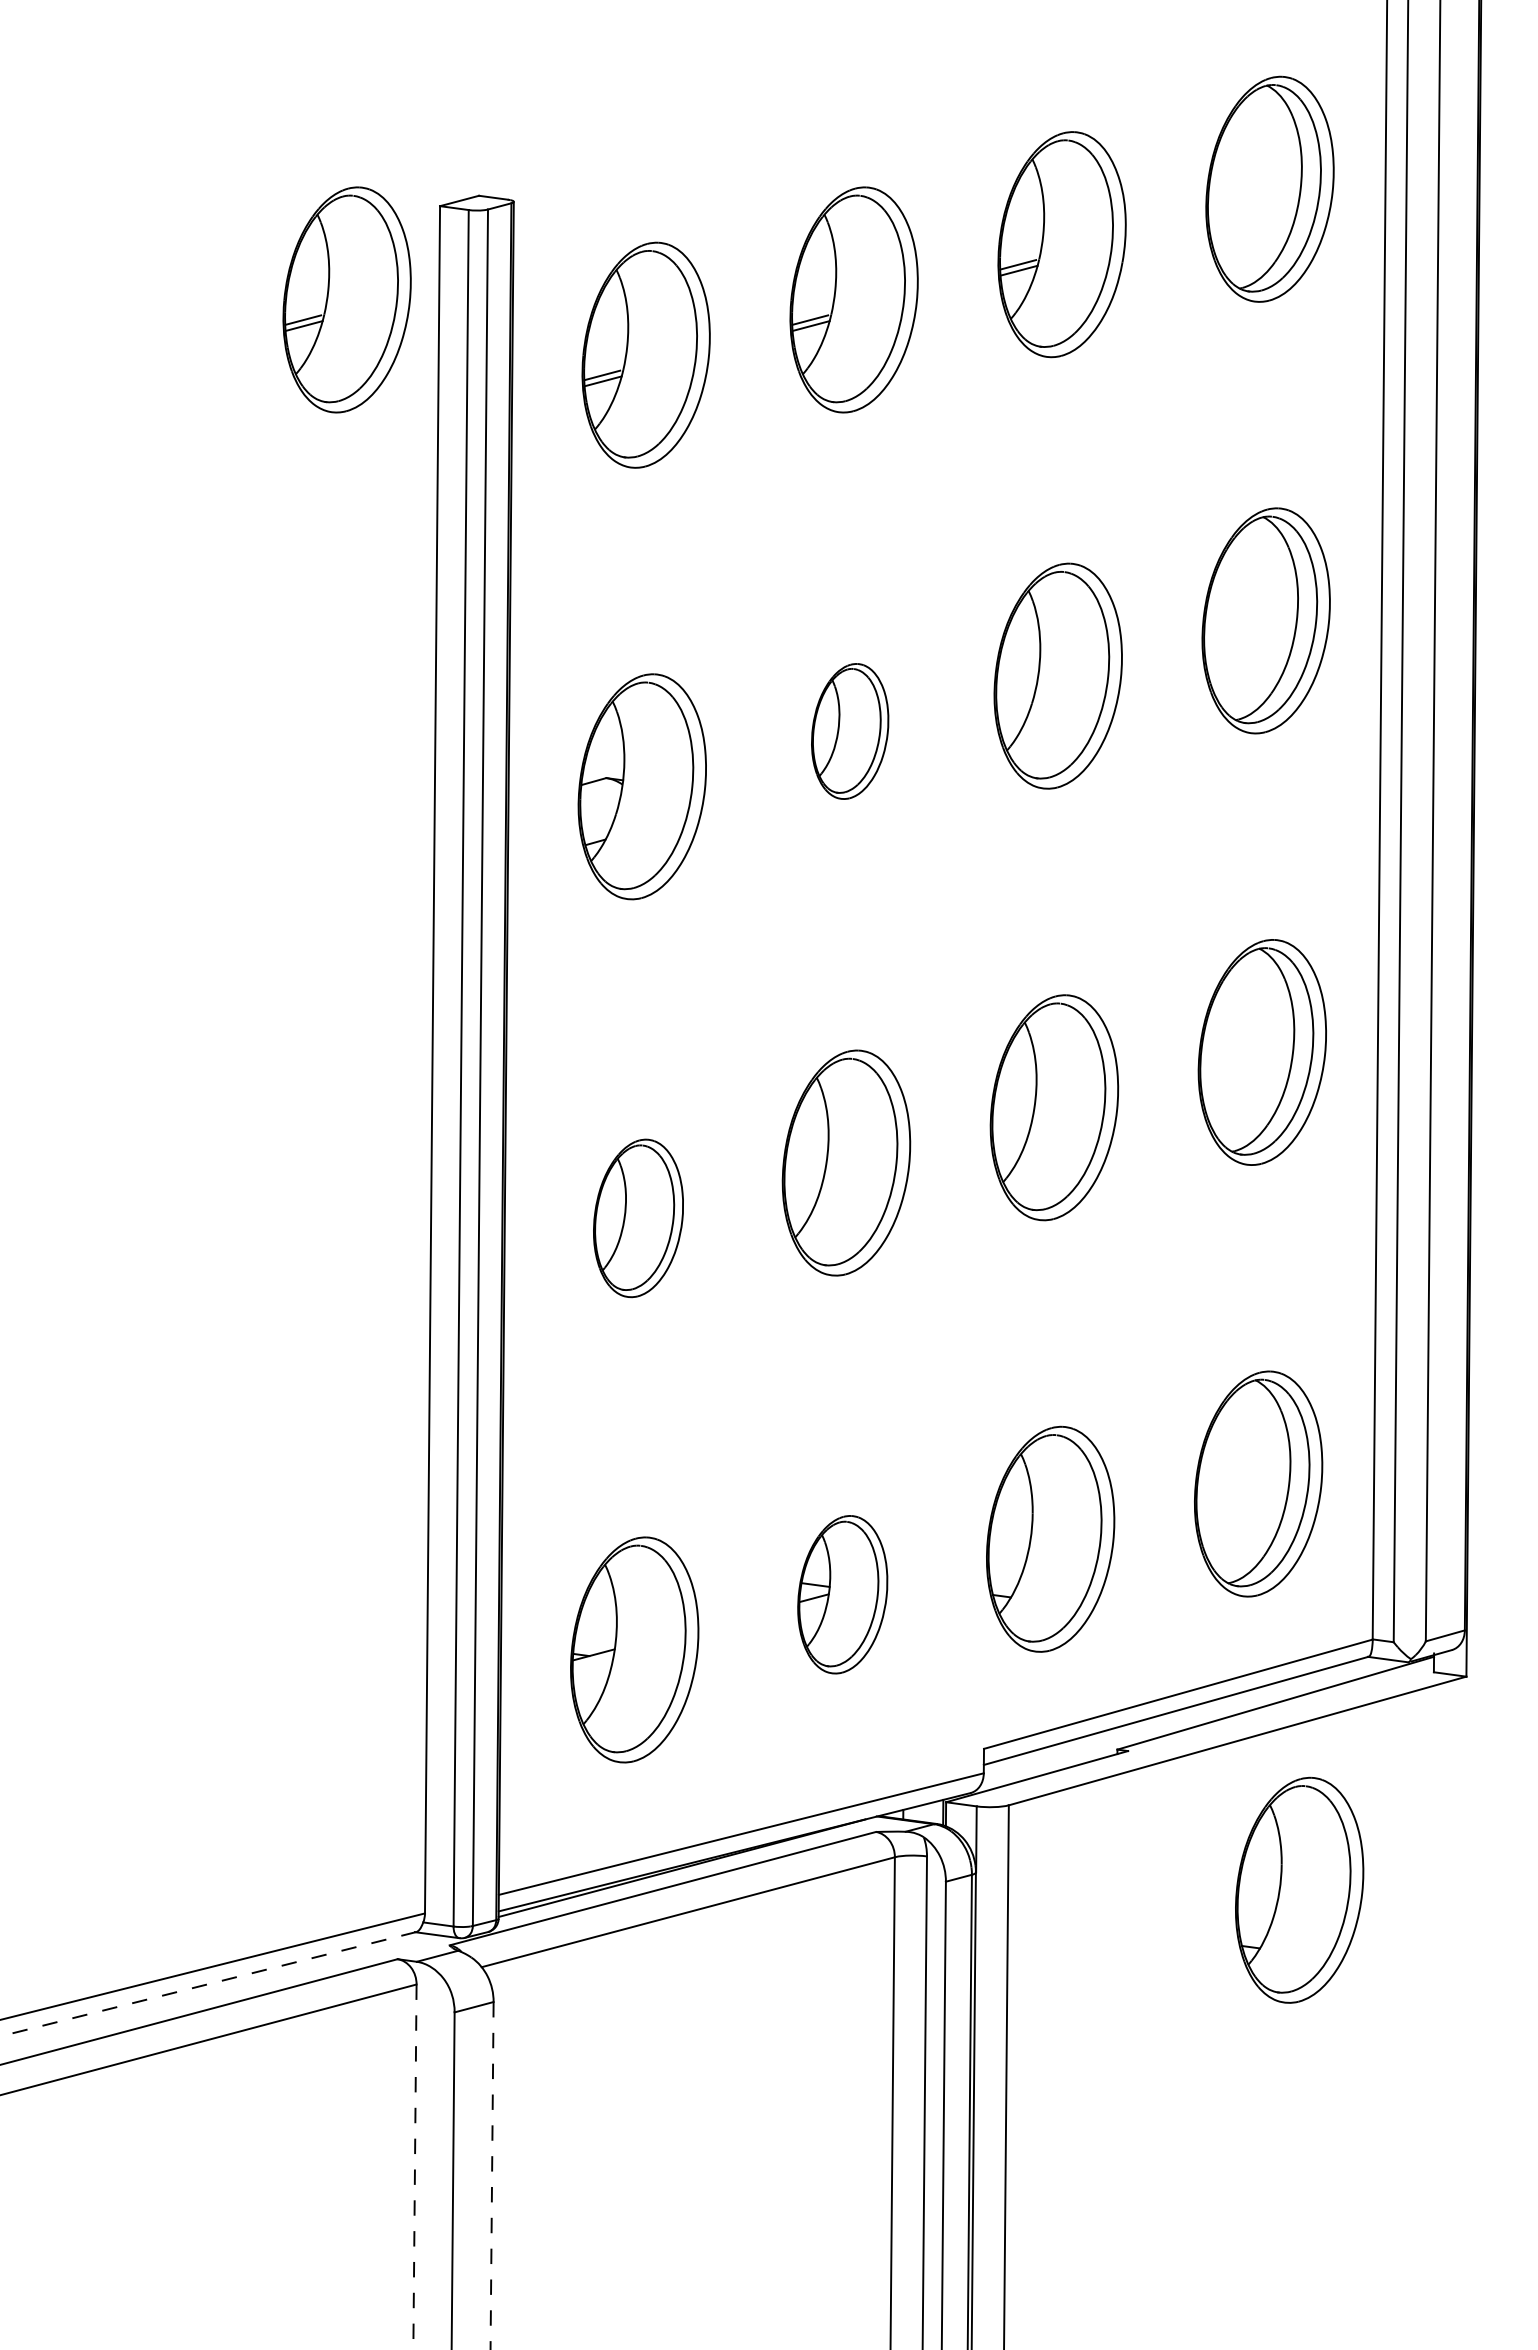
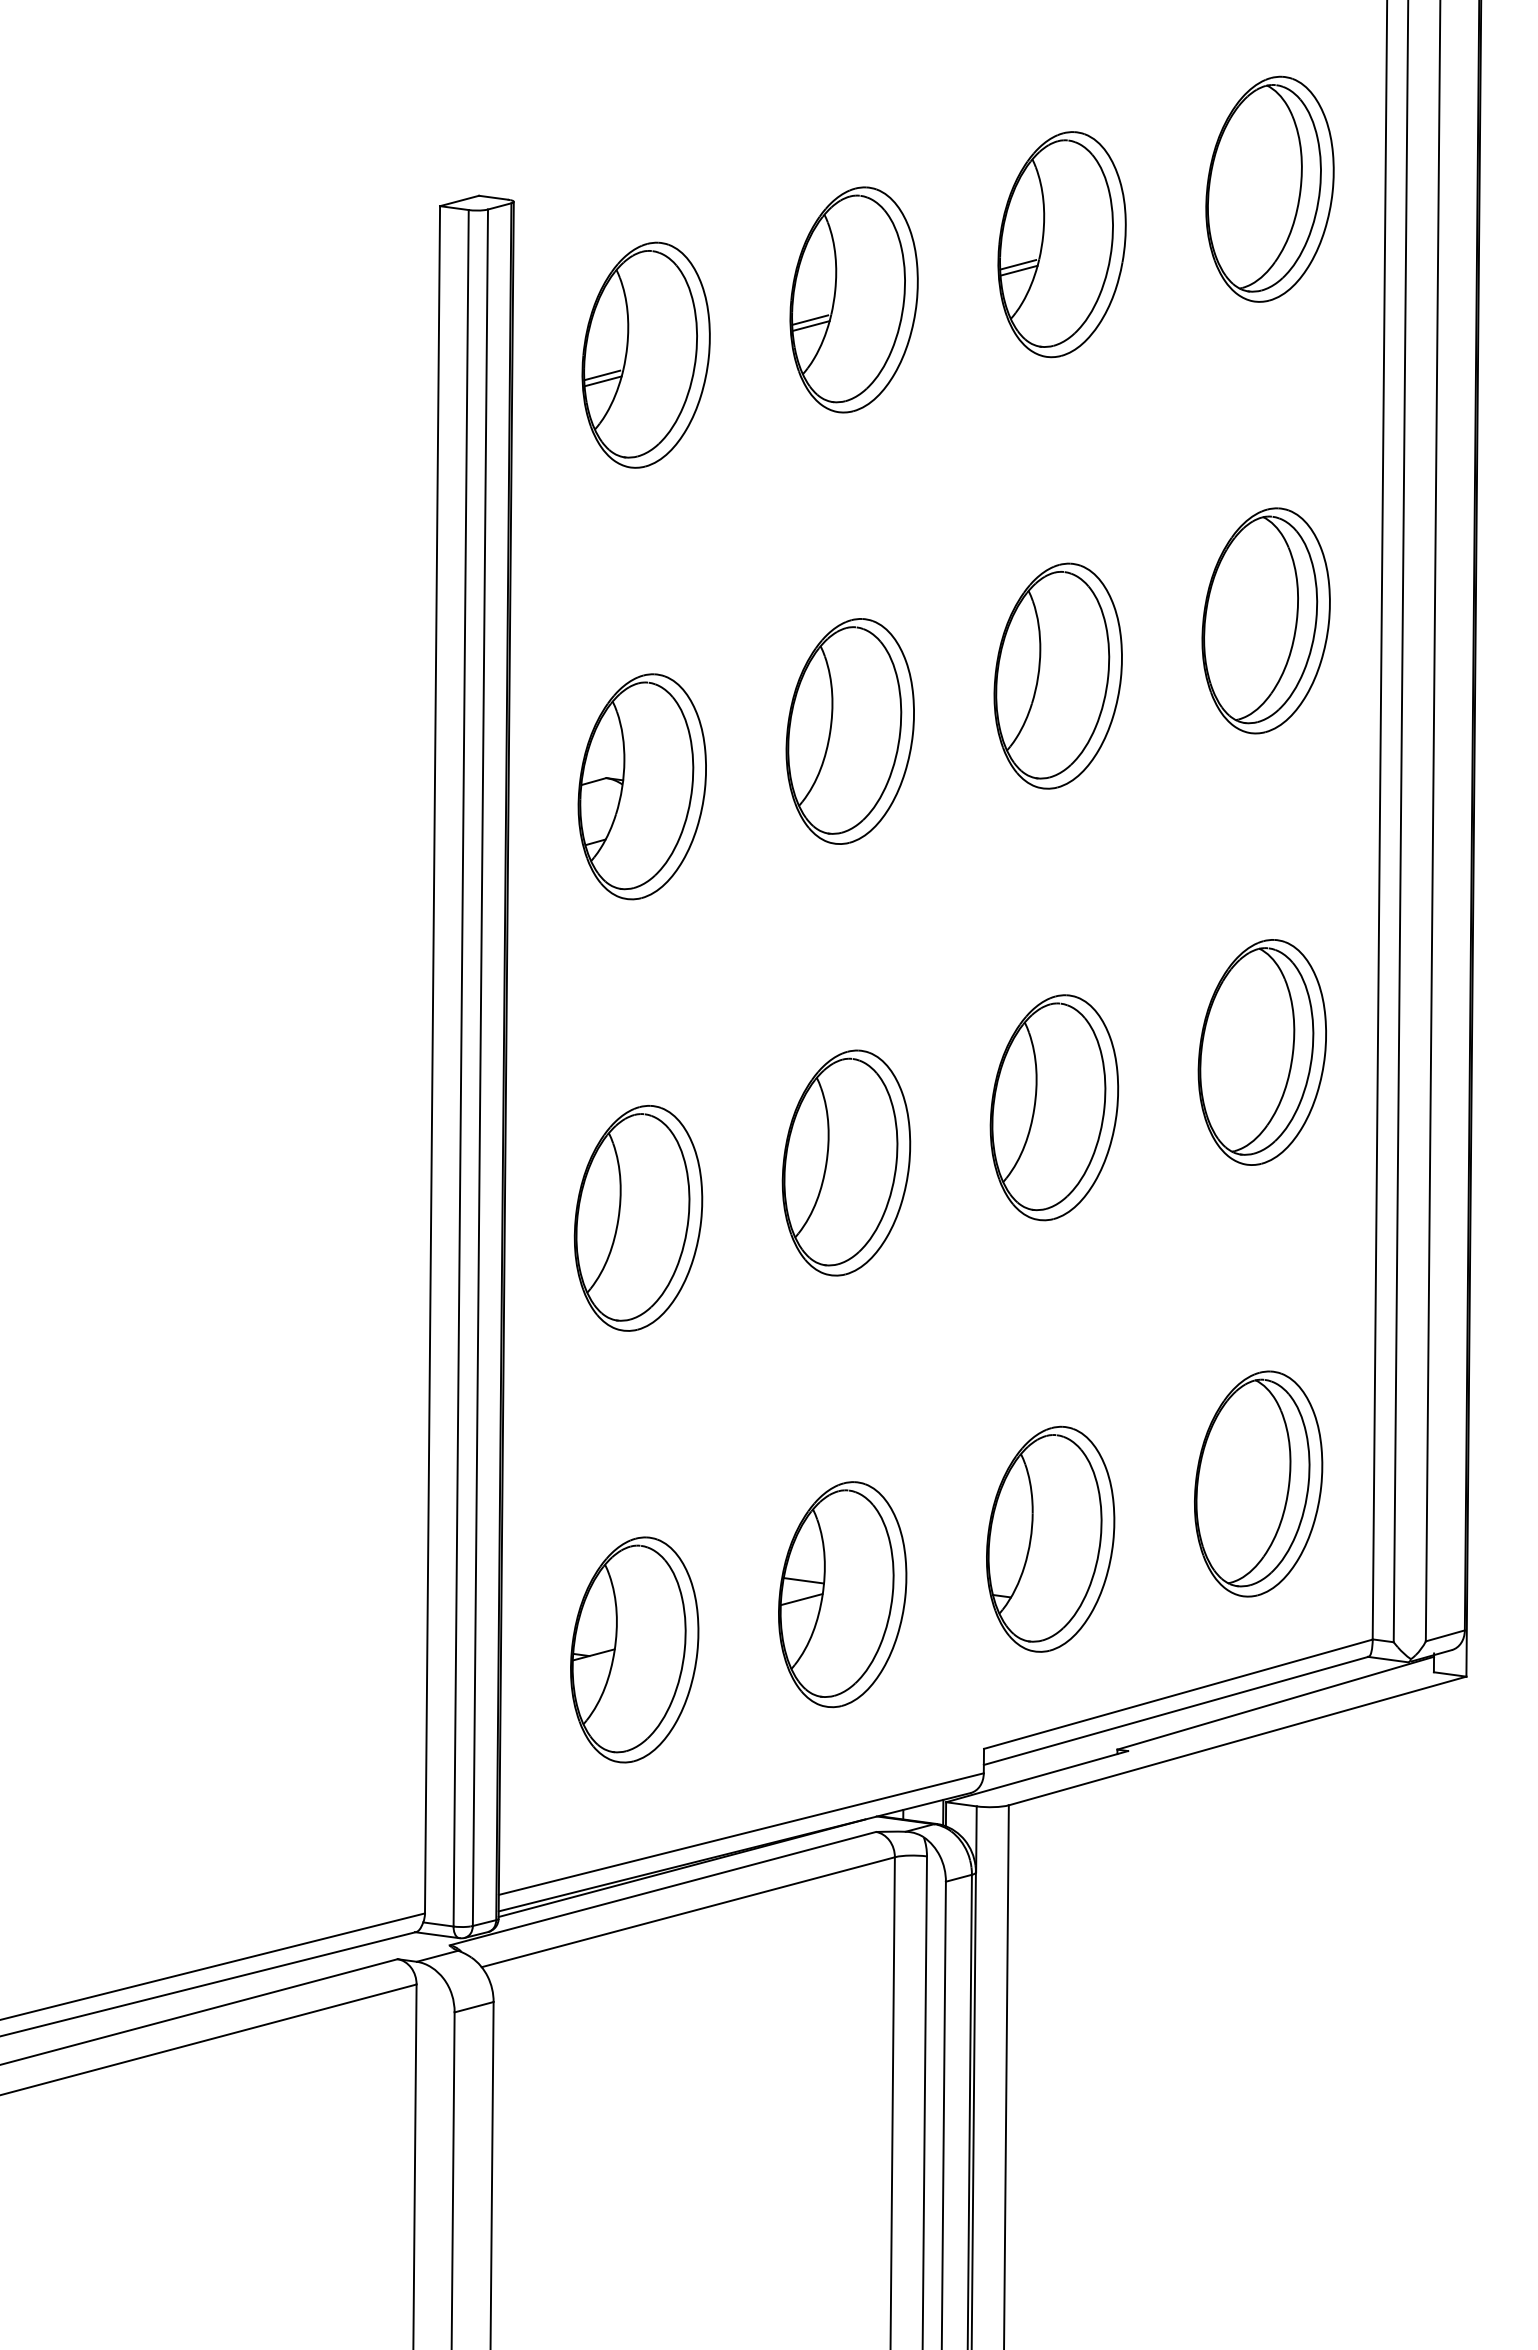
part: present -> none (346, 299)
part size: 79x137 px -> 130x227 px (849, 731)
part size: 91x161 px -> 131x227 px (638, 1218)
part size: 92x160 px -> 130x228 px (842, 1594)
part: present -> none (1299, 1889)
line: dashed -> solid (207, 1984)
line: dashed -> solid (414, 2167)
line: dashed -> solid (492, 2175)
